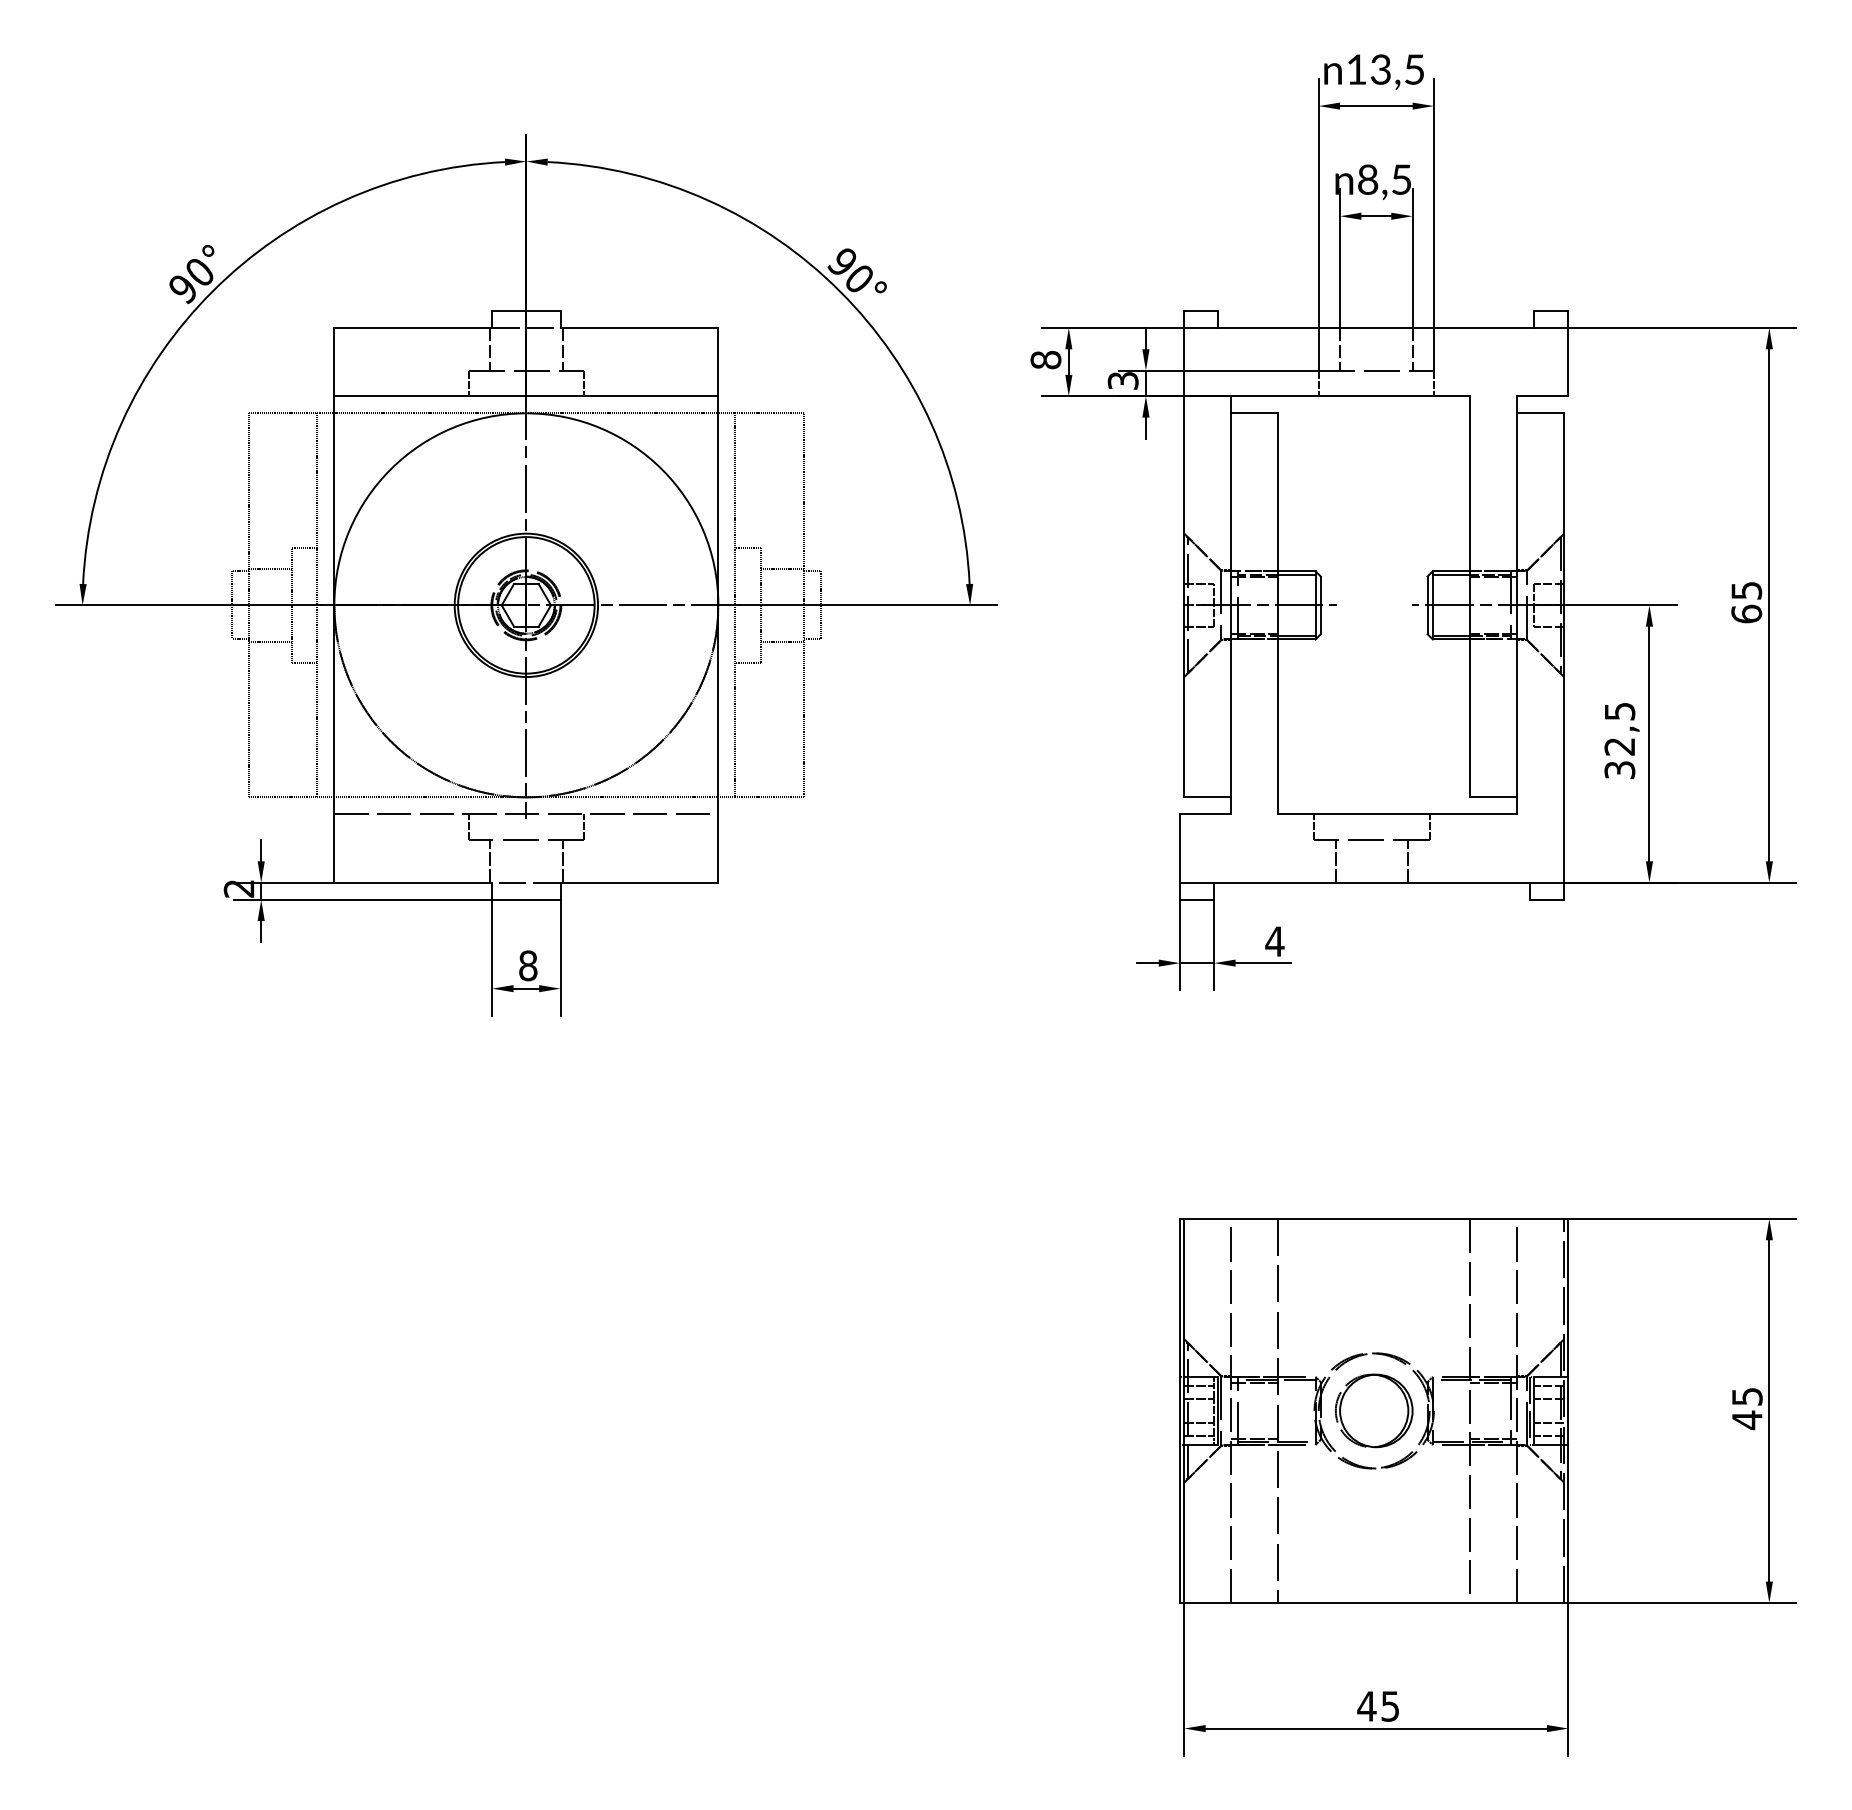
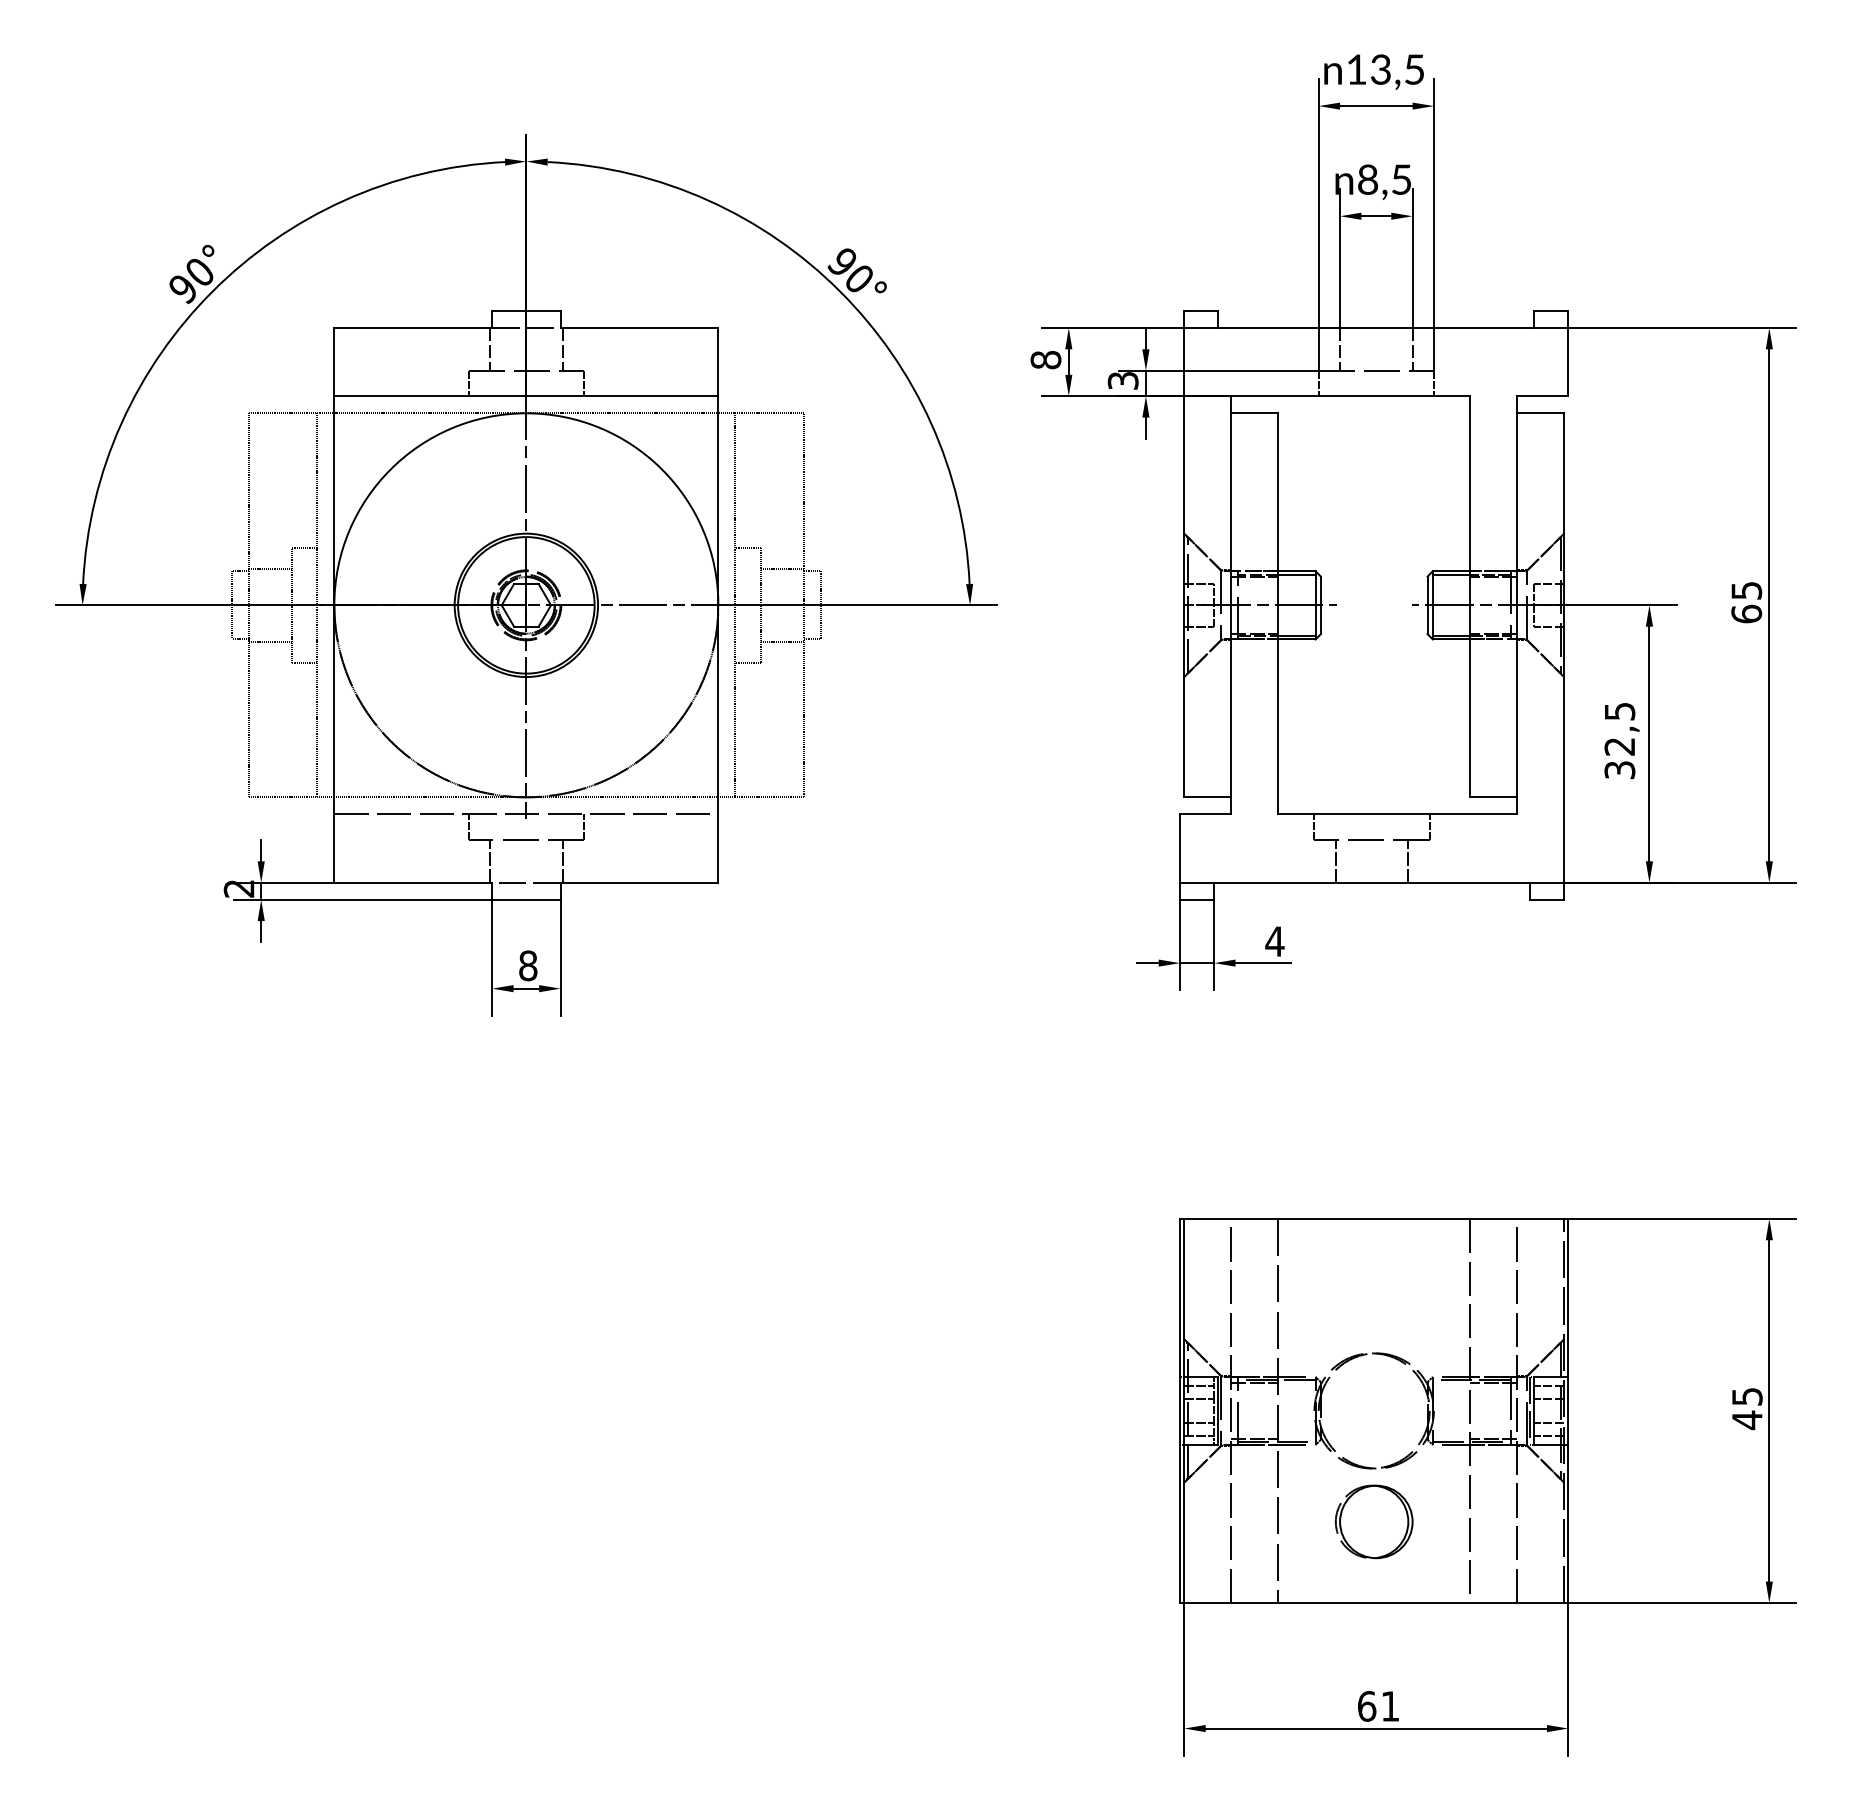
part position: (1373, 1410) -> (1373, 1521) (1373, 1521)
text: 45 -> 61 (1377, 1706)
